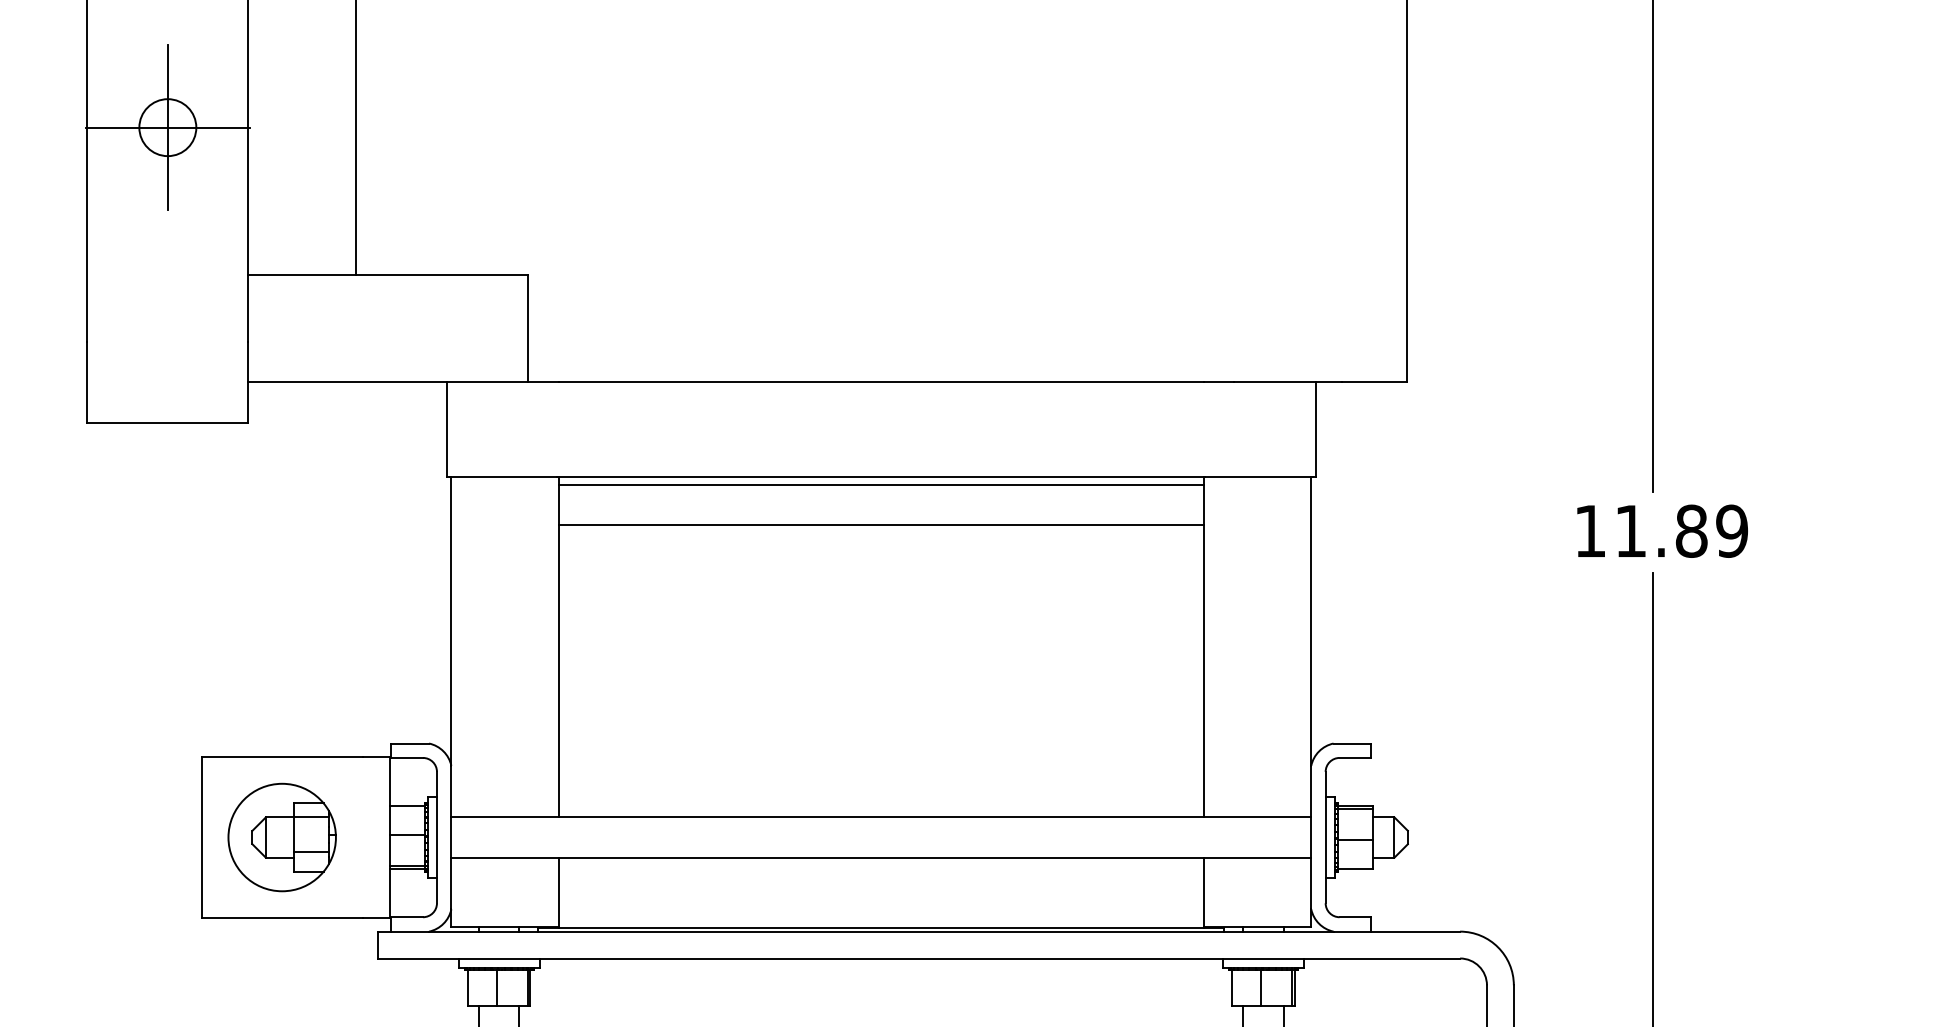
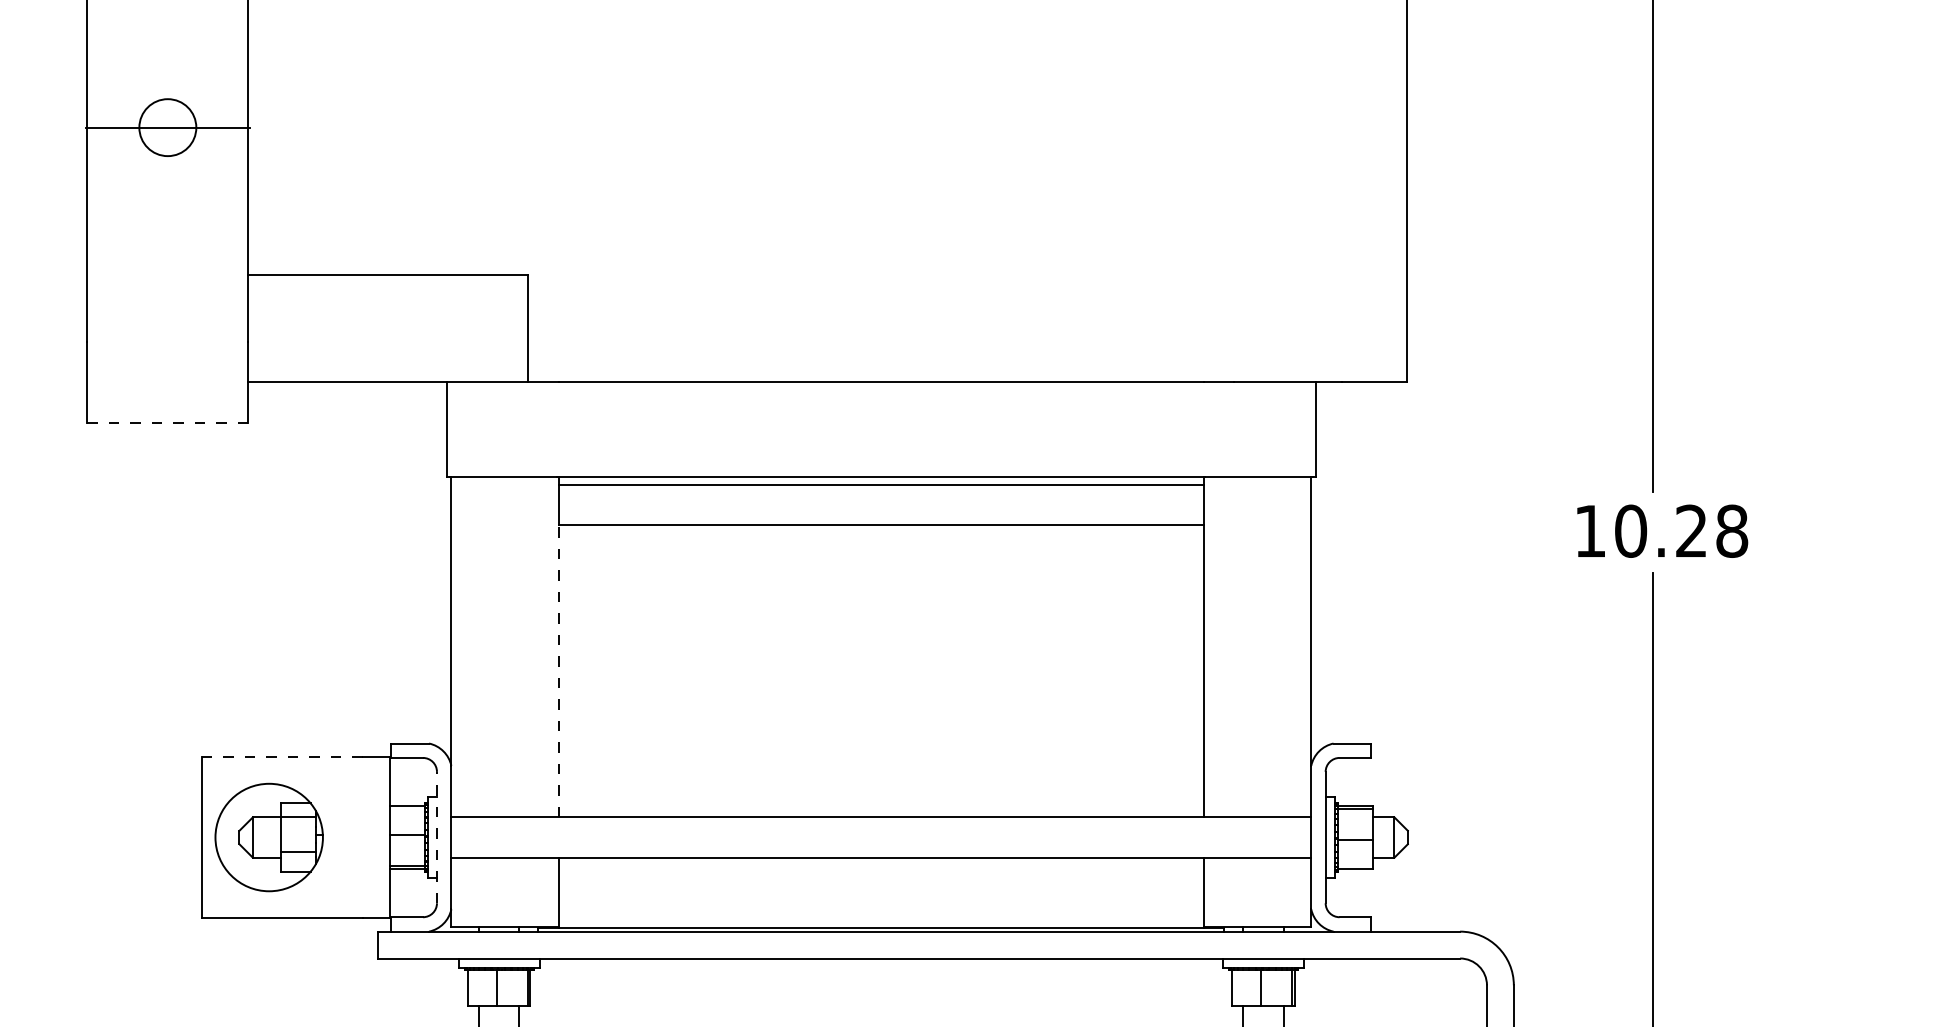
line: present -> none (167, 127)
line: present -> none (355, 138)
line: solid -> dashed (167, 423)
text: 11.89 -> 10.28 (1681, 530)
line: solid -> dashed (558, 670)
line: solid -> dashed (282, 756)
part position: (281, 837) -> (268, 837) (268, 837)
line: solid -> dashed (436, 837)
